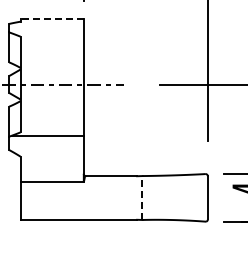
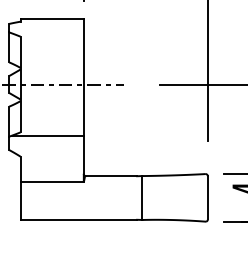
line: dashed -> solid (52, 18)
line: dashed -> solid (142, 198)
